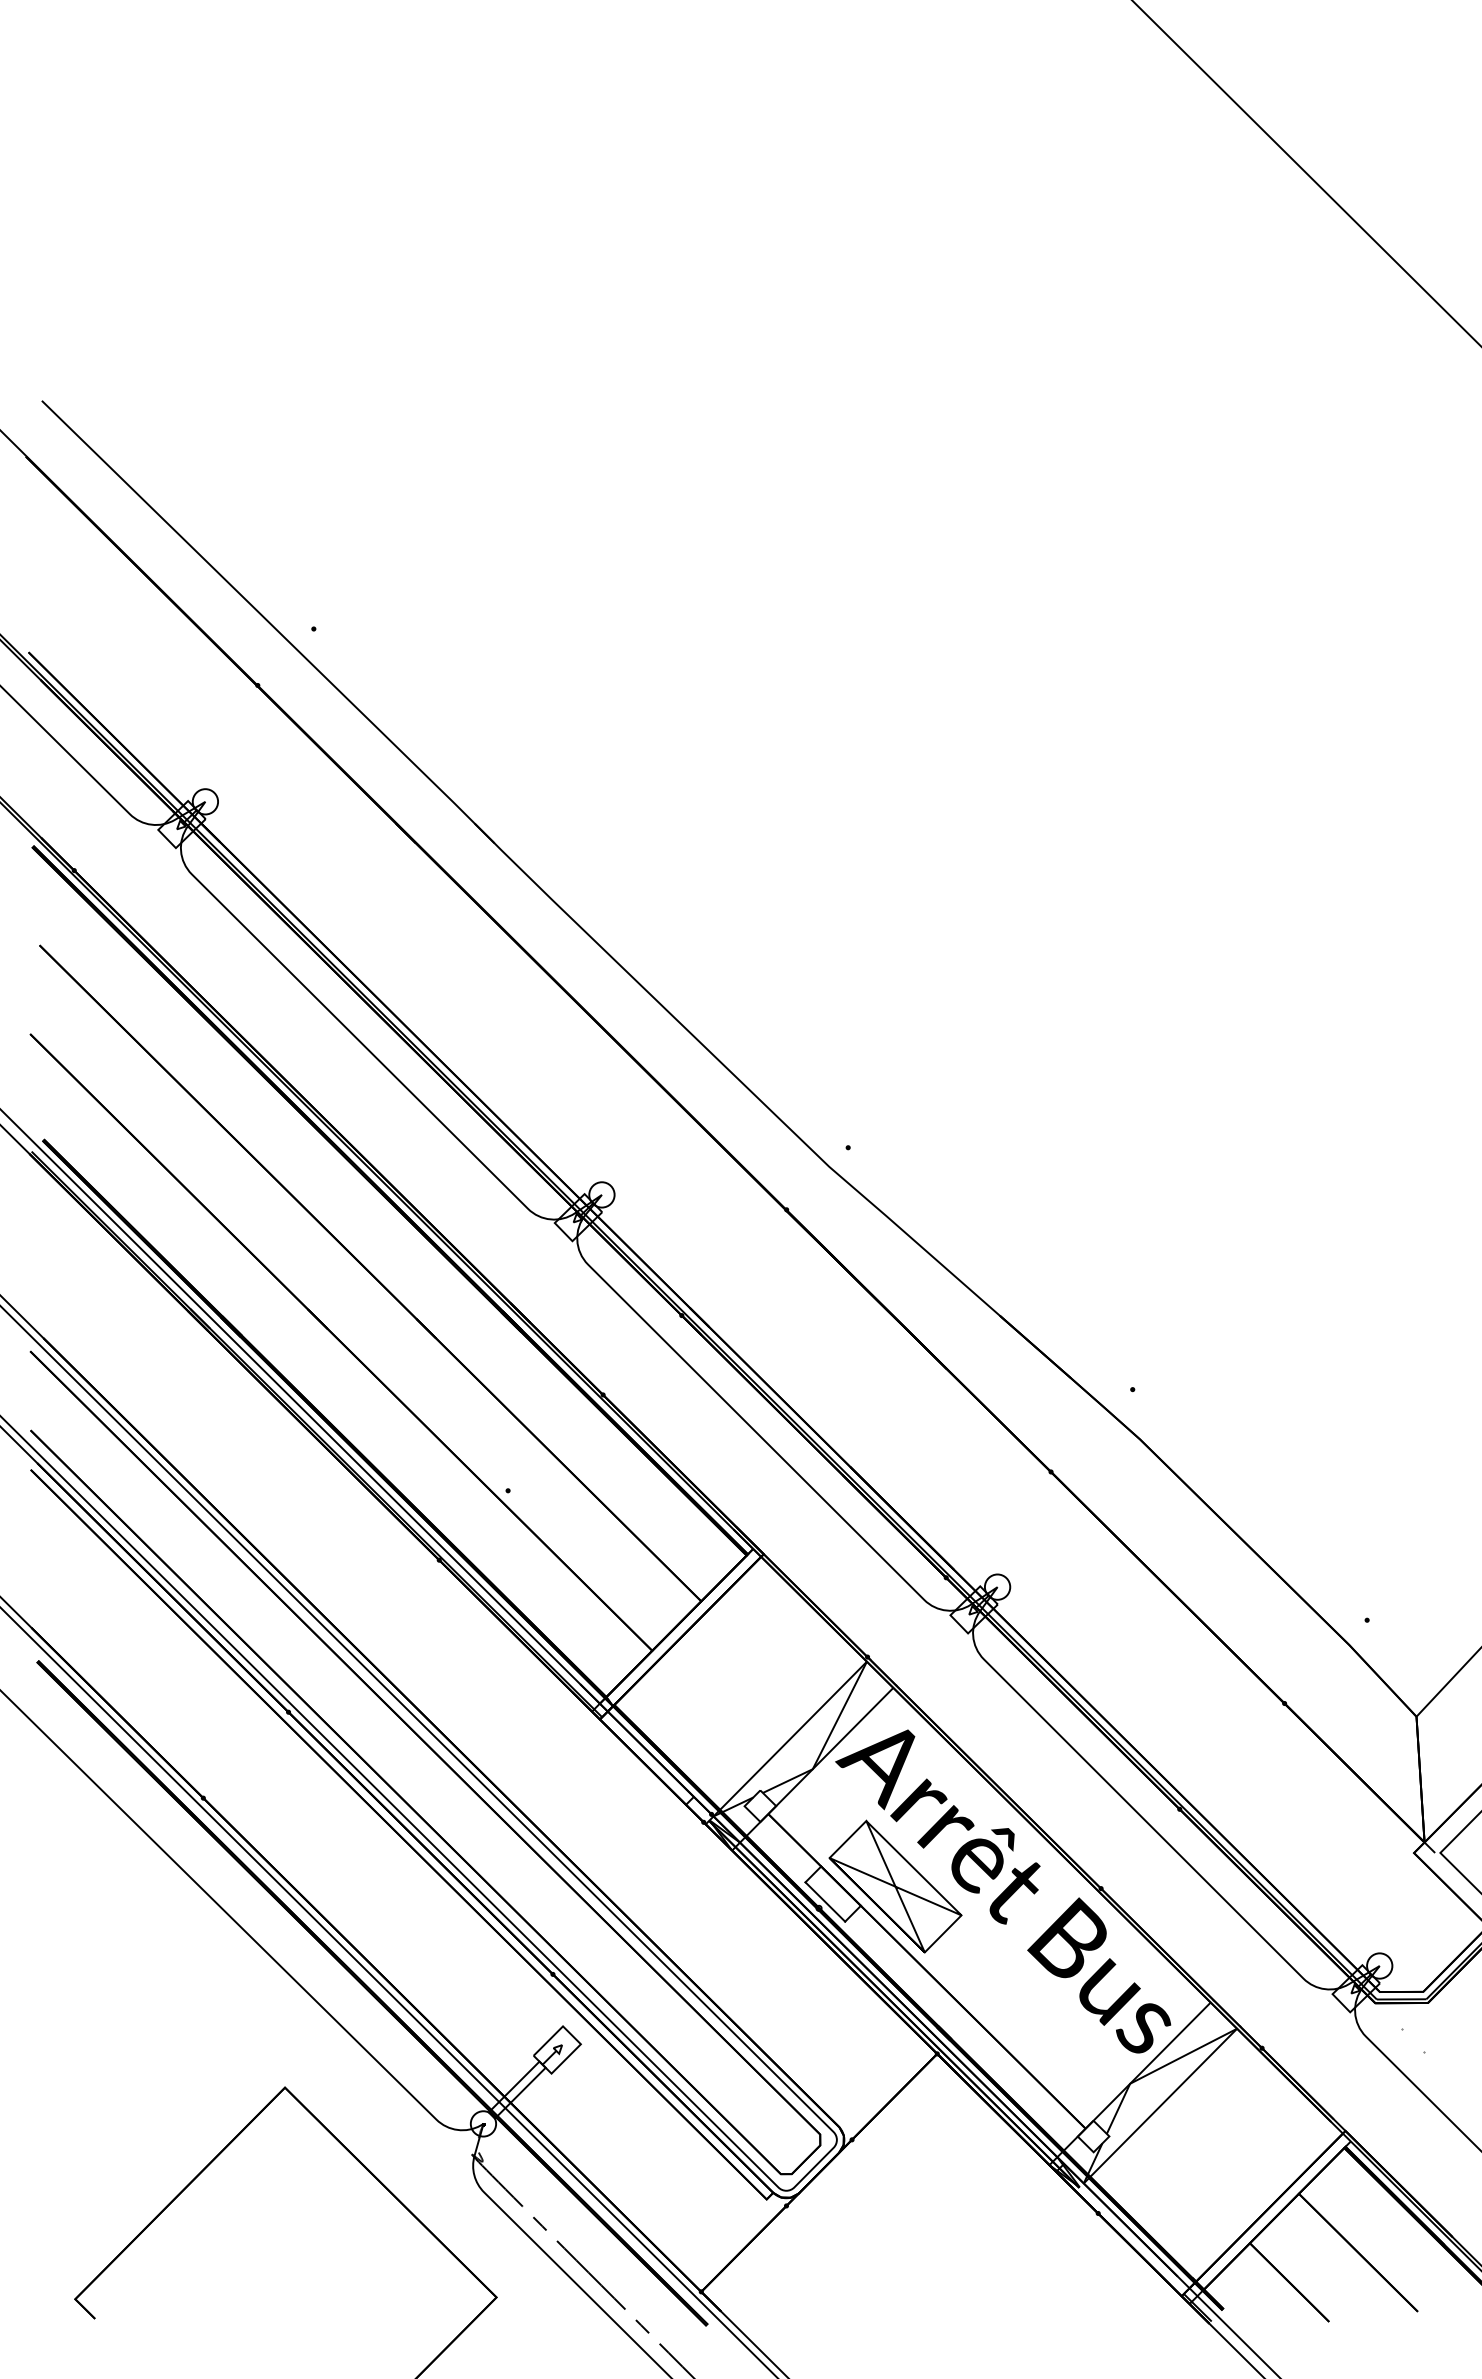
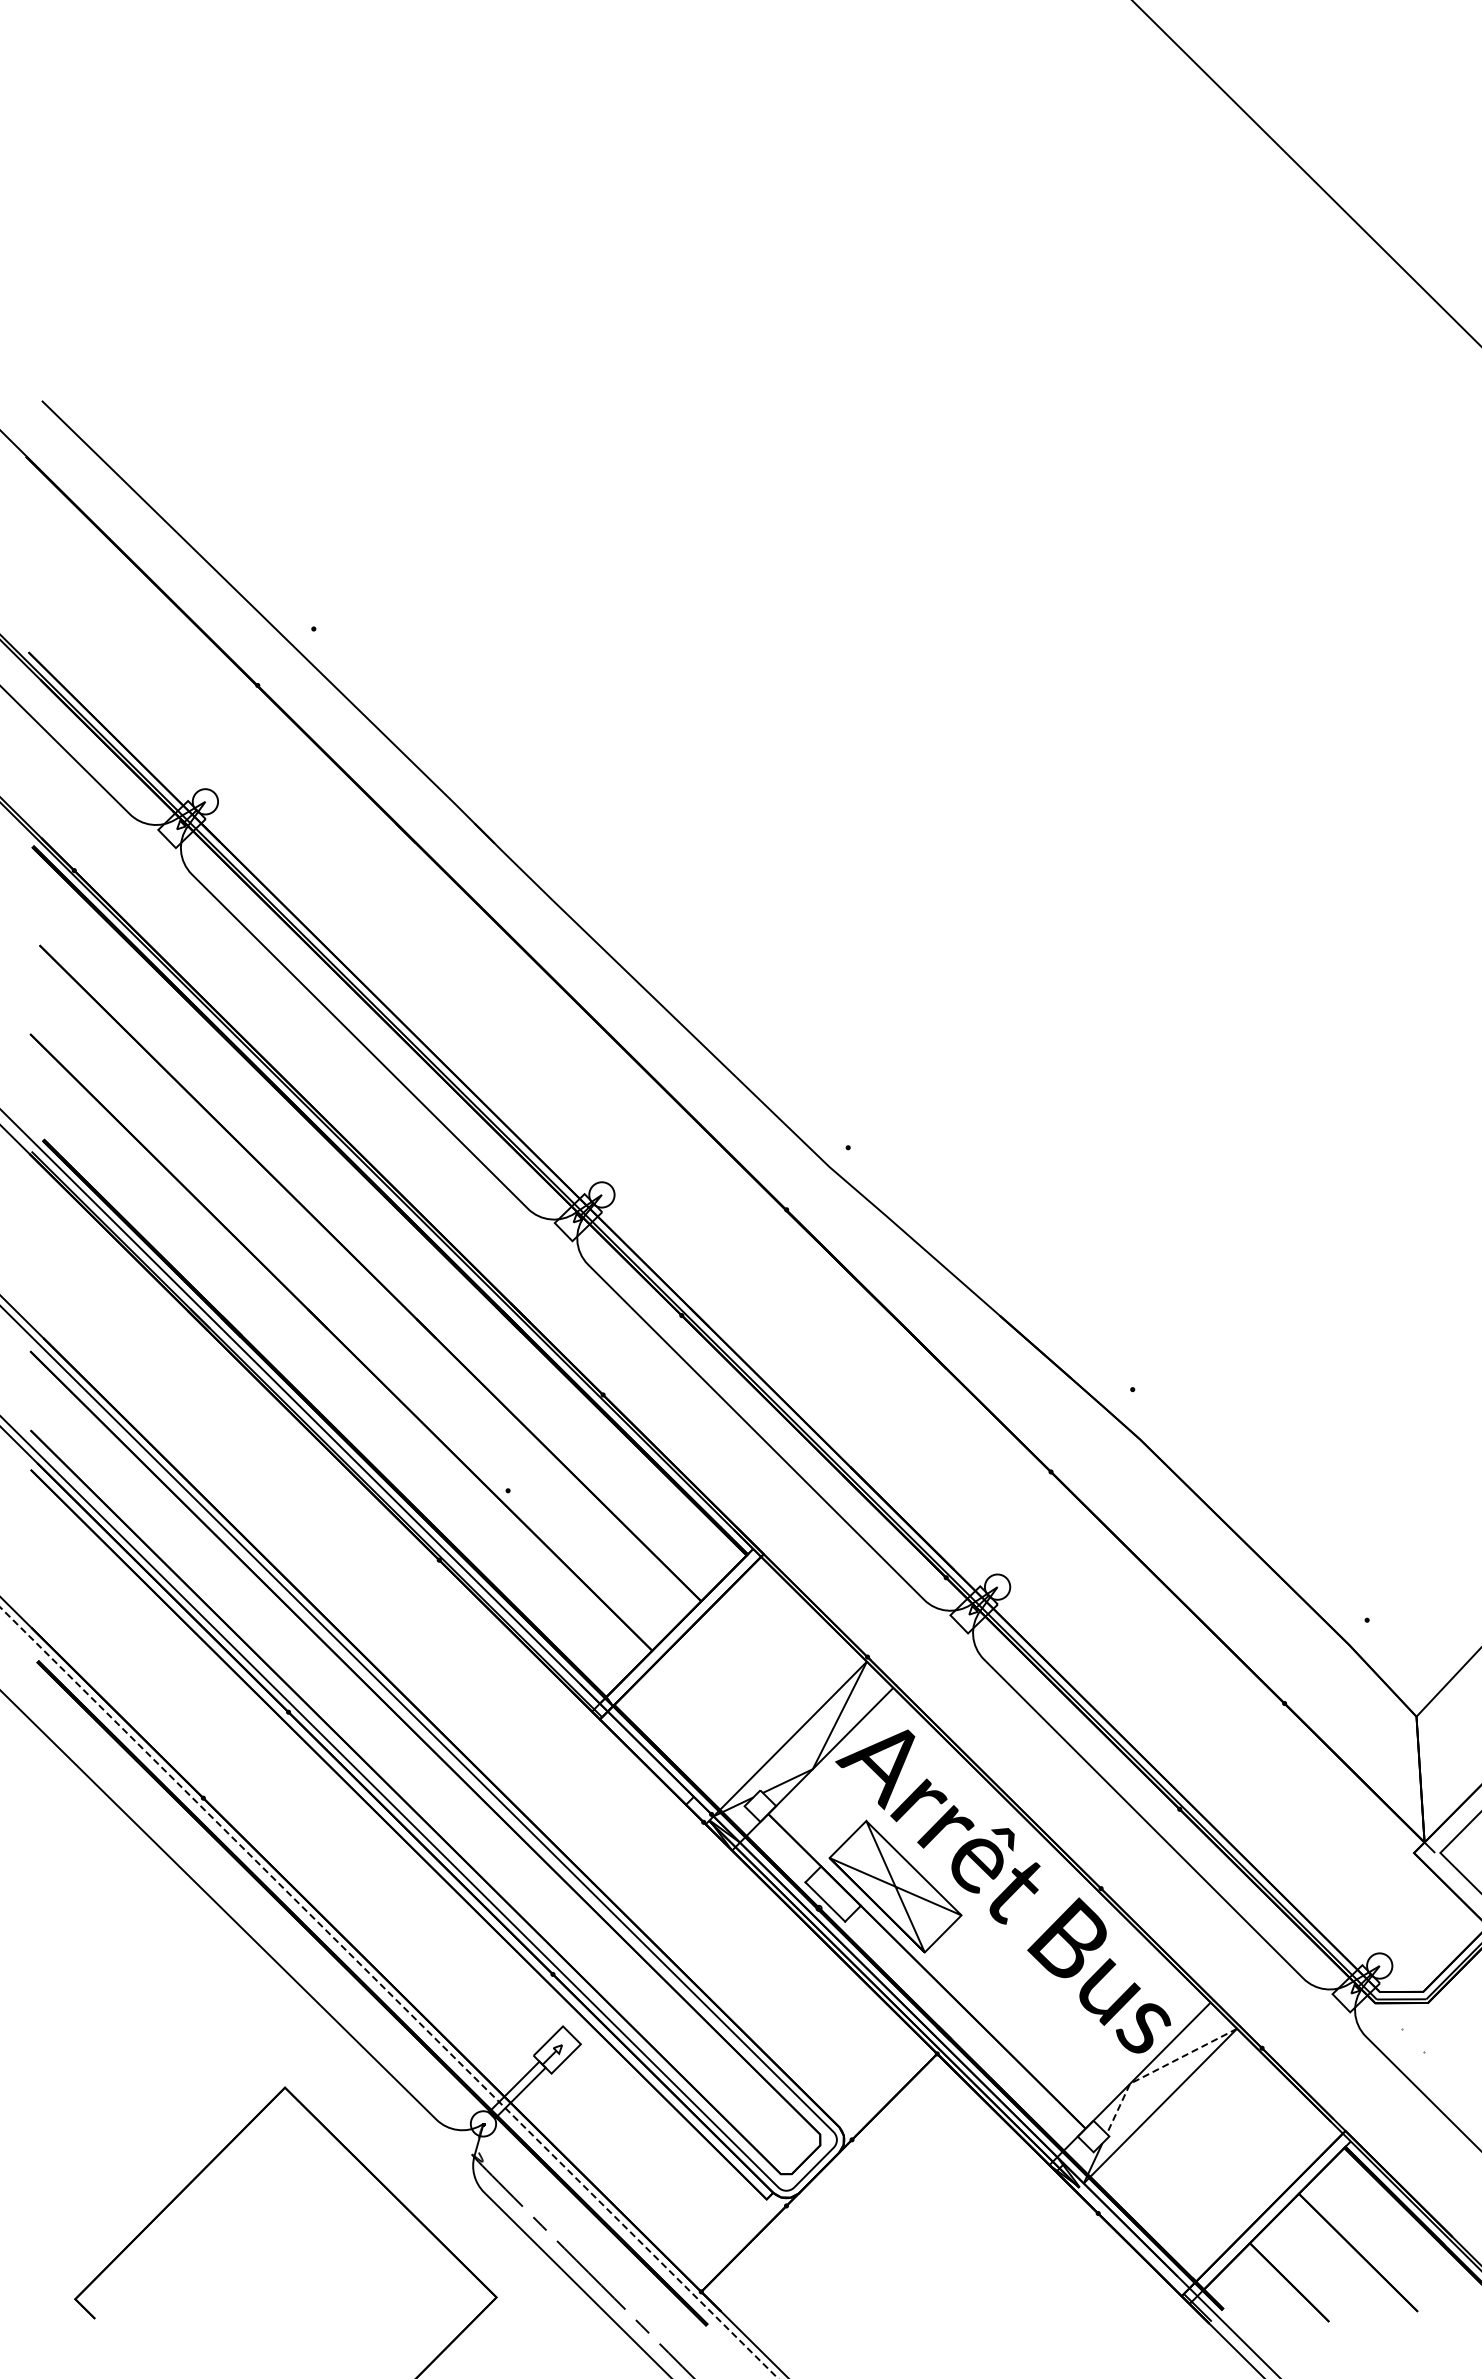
line: solid -> dashed (389, 1993)
line: solid -> dashed (1158, 2069)
